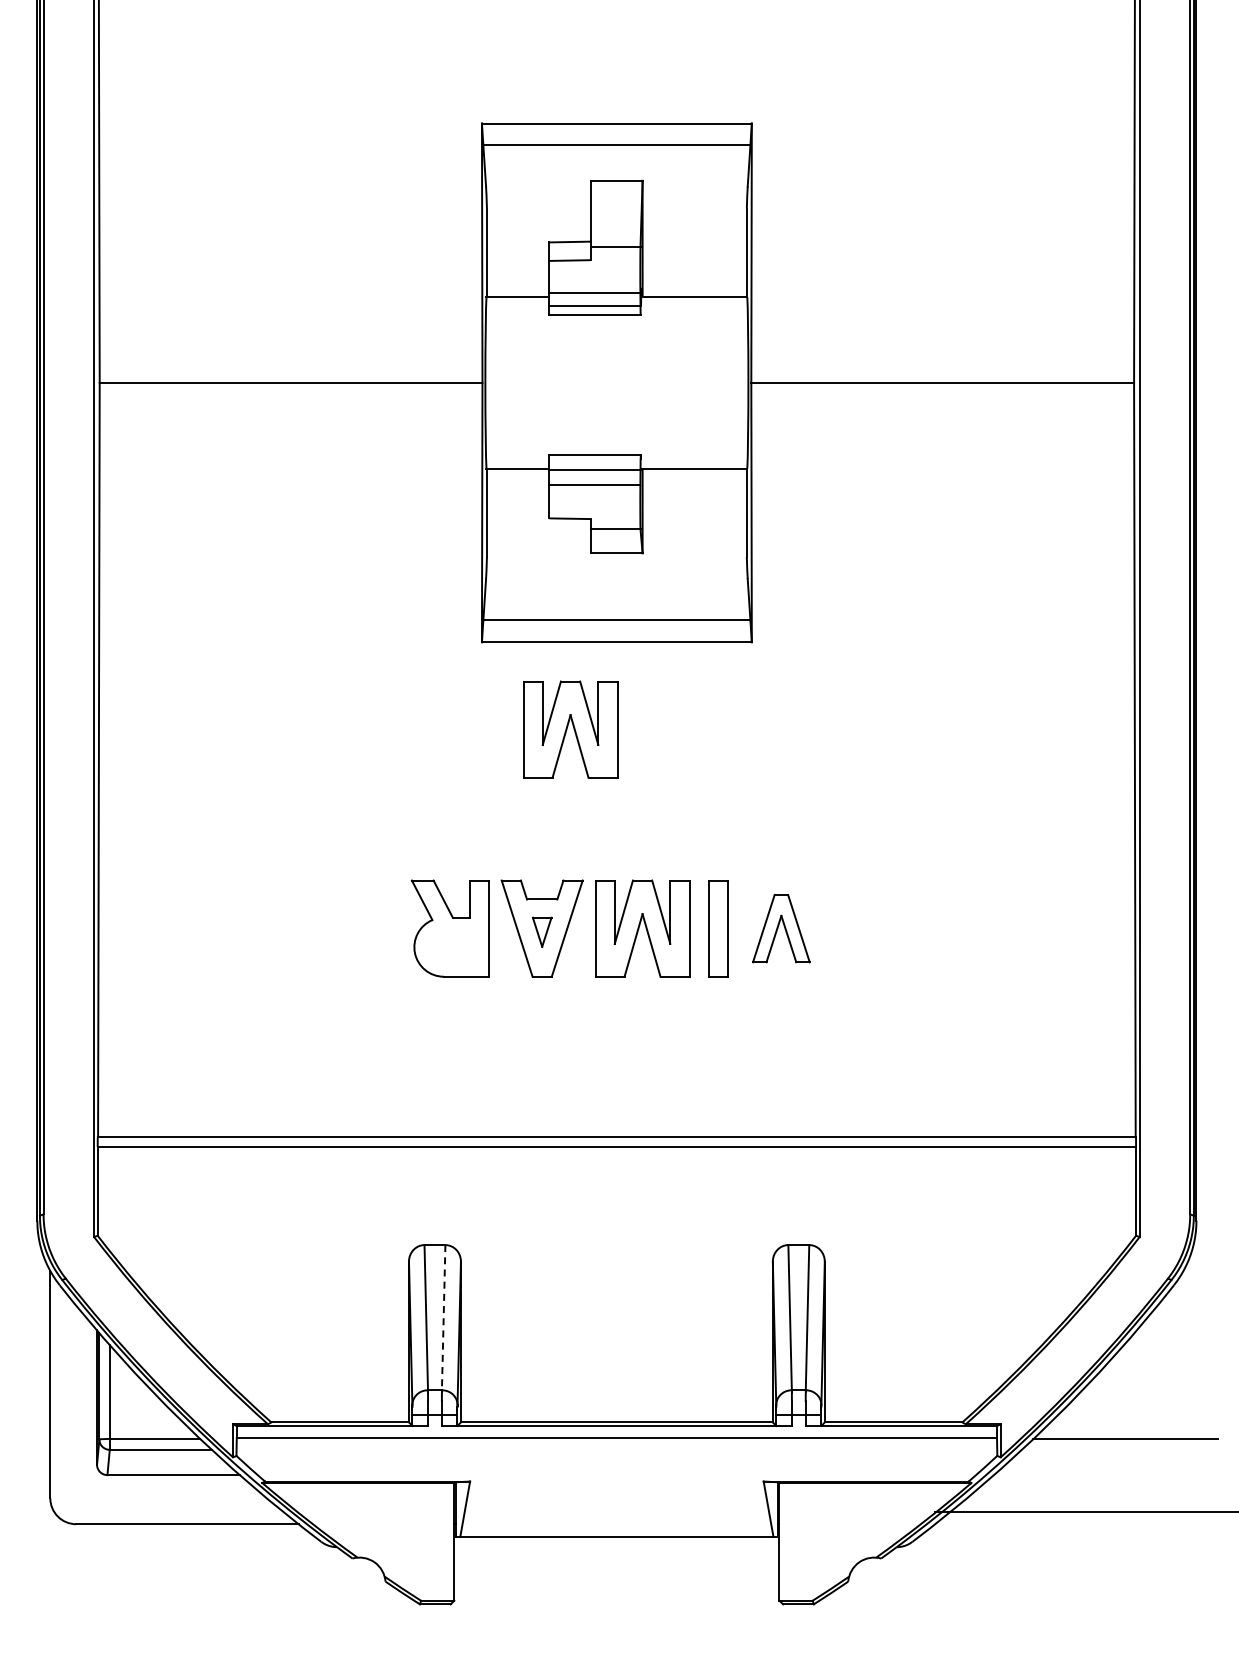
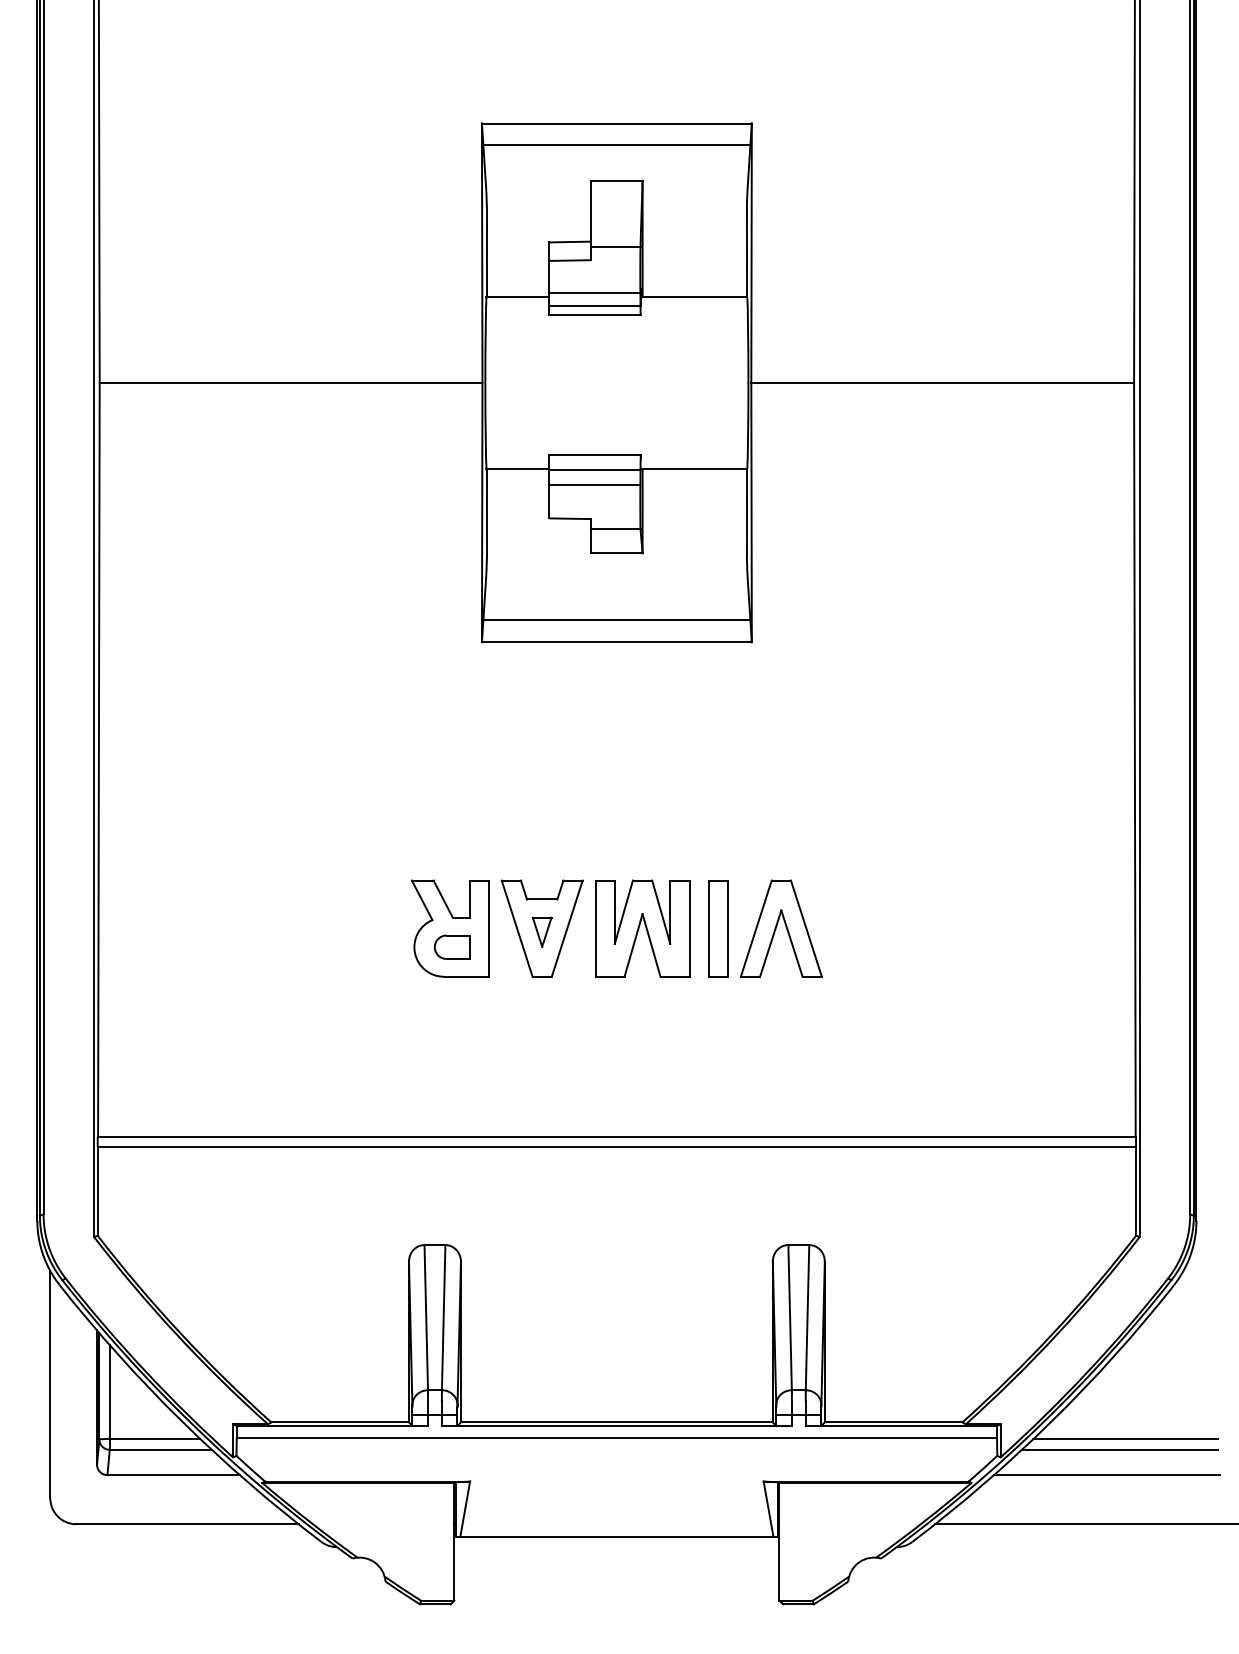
part: present -> none (570, 729)
part size: 59x70 px -> 83x99 px (781, 928)
part: none -> present (451, 946)
line: dashed -> solid (443, 1317)
line: none -> present (1119, 1449)
line: none -> present (1106, 1475)
line position: (1084, 1512) -> (1084, 1524) (1084, 1524)
